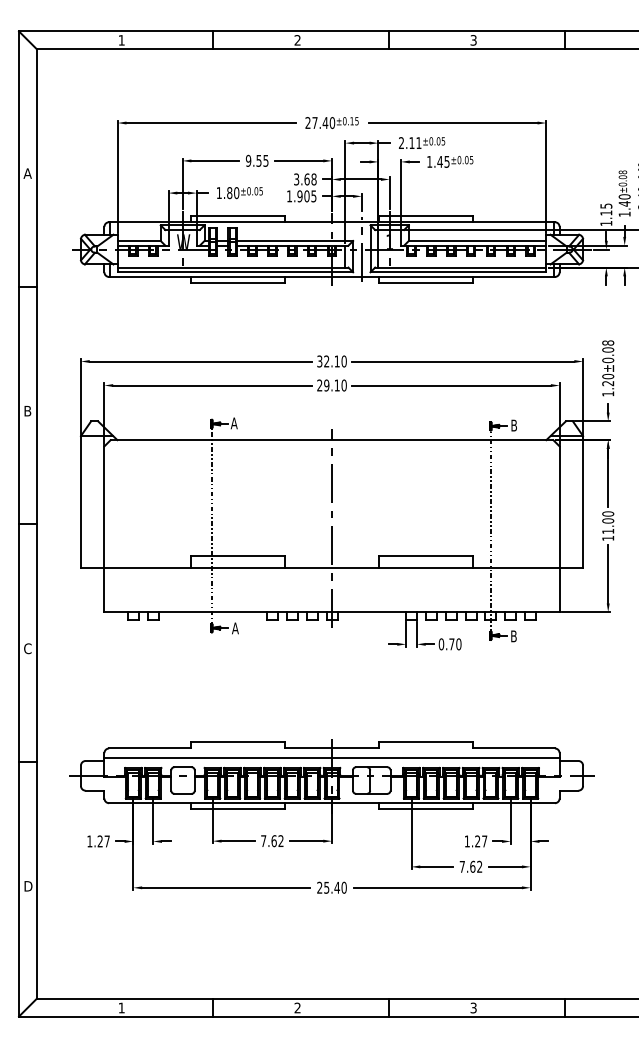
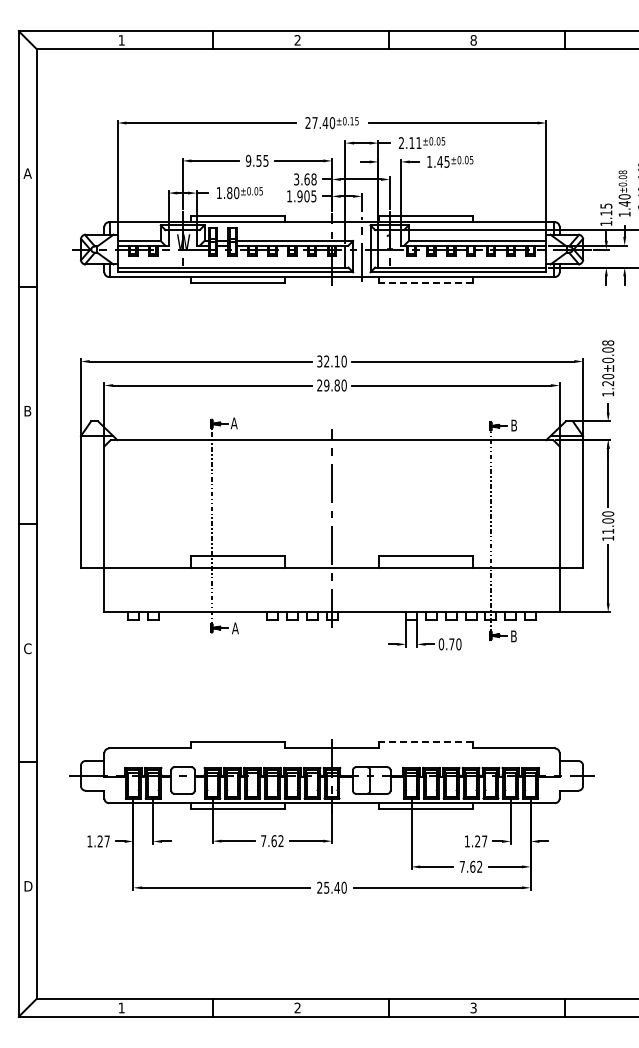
text: 3 -> 8 (473, 40)
line: solid -> dashed (425, 283)
text: 29.10 -> 29.80 (336, 385)
line: solid -> dashed (425, 742)
line: present -> none (331, 757)
